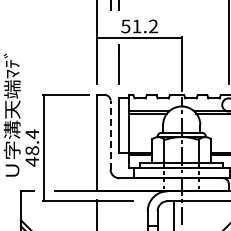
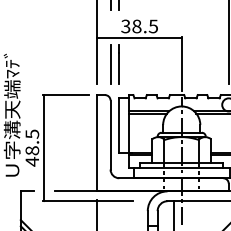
text: 51.2 -> 38.5 (139, 26)
line: none -> present (110, 64)
text: 48.4 -> 48.5 (32, 134)
line: dashed -> solid (110, 134)
